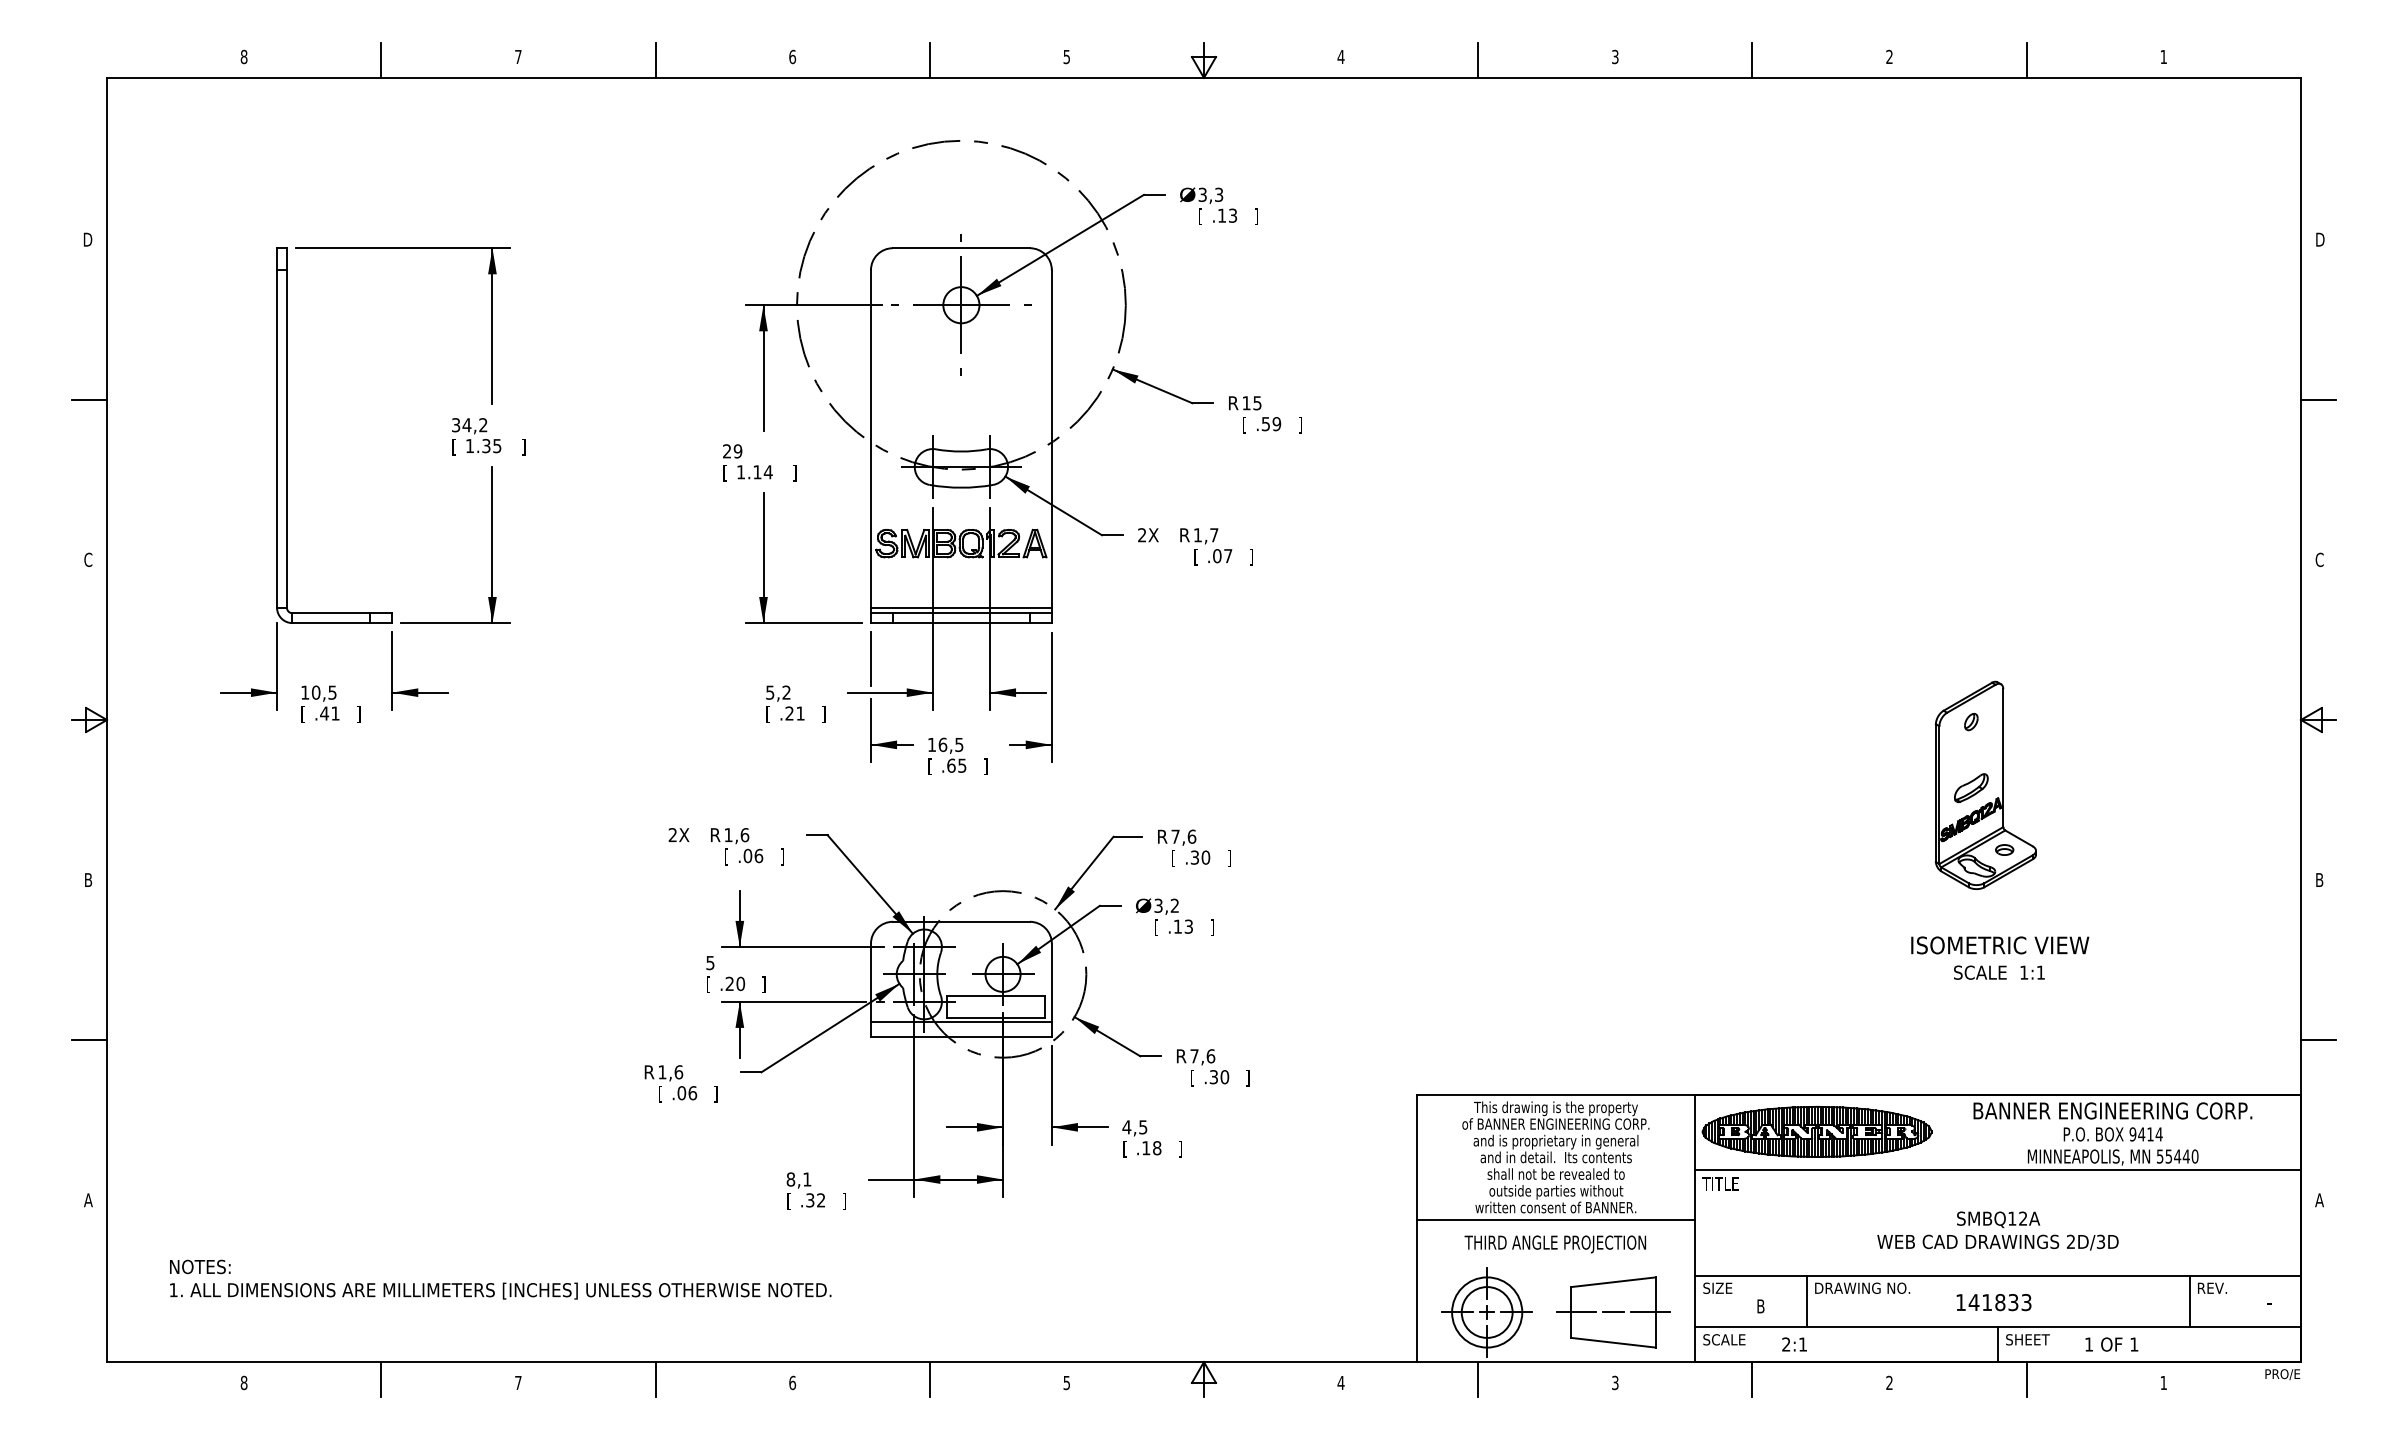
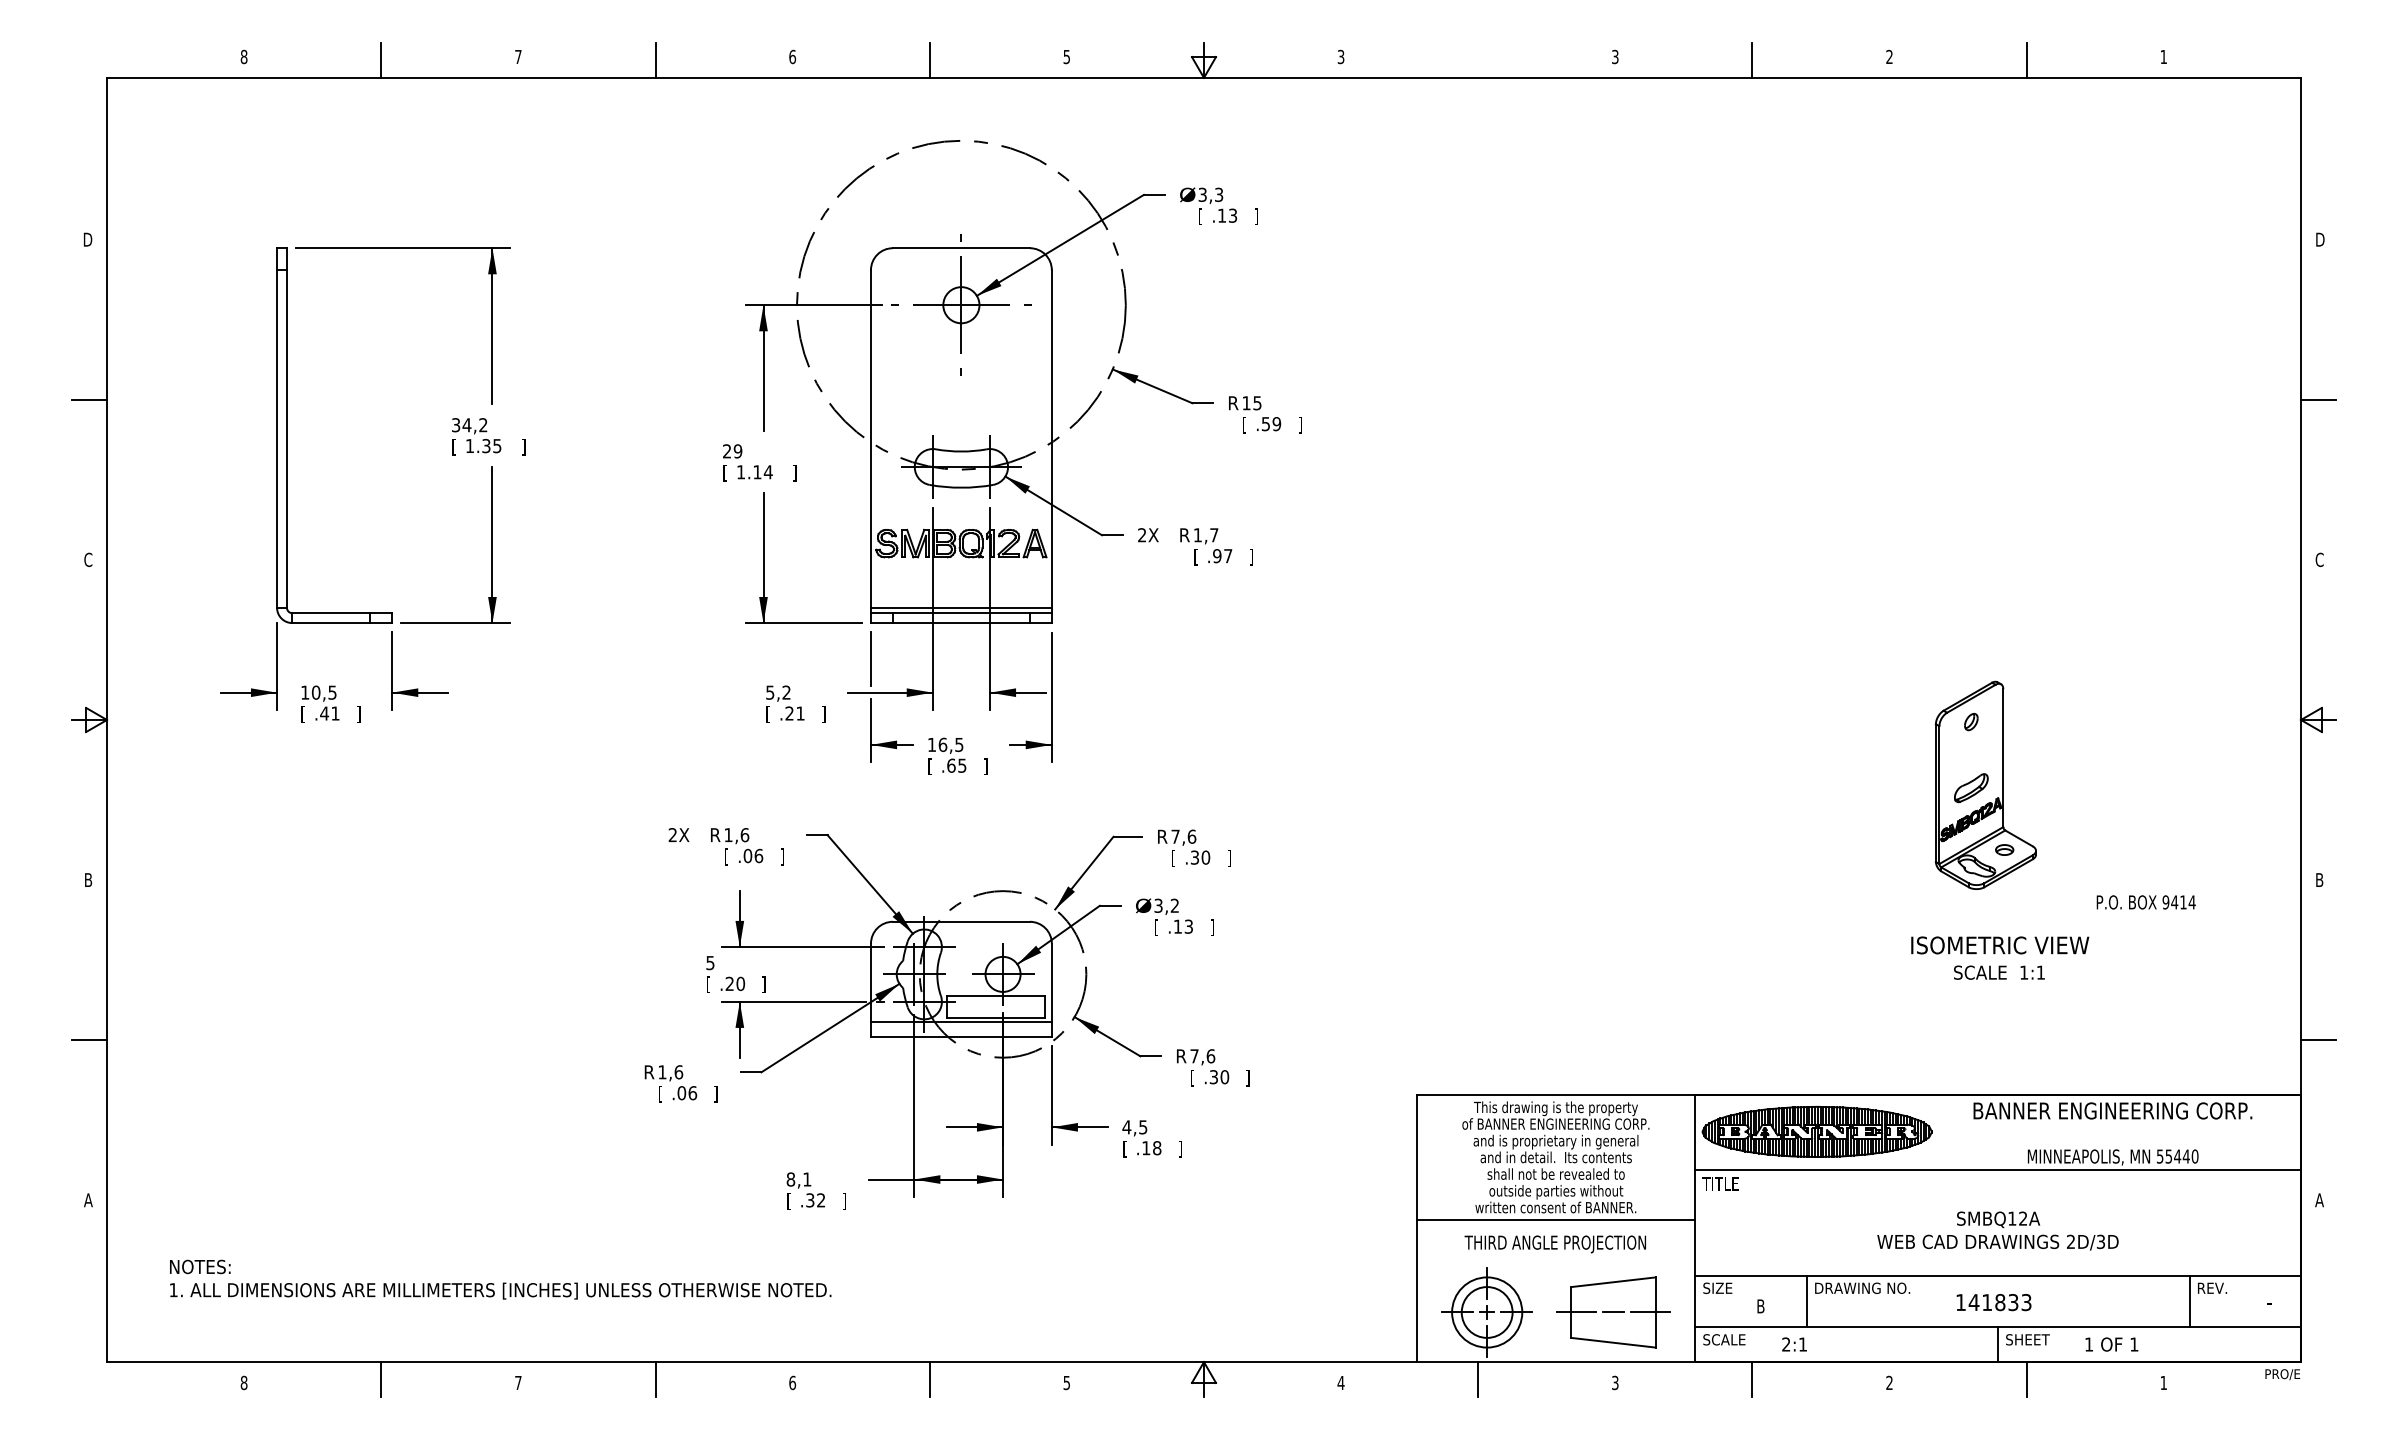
text: 4 -> 3 (1340, 56)
line: present -> none (1478, 60)
text: .07 -> .97 (1217, 556)
text position: (2112, 1134) -> (2145, 902) (2145, 902)
